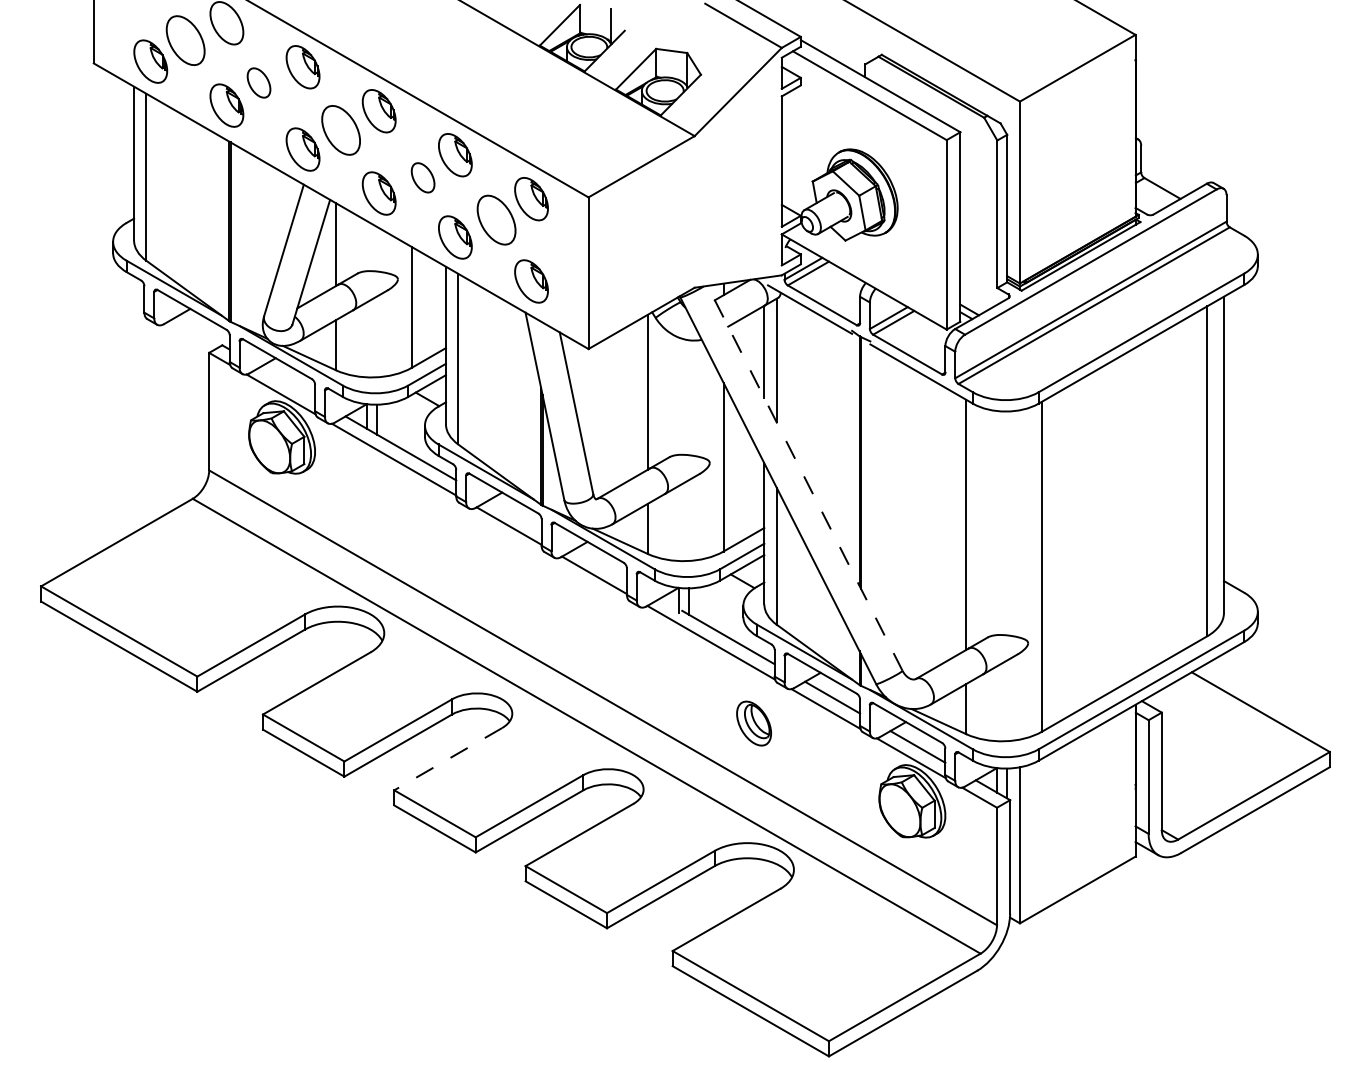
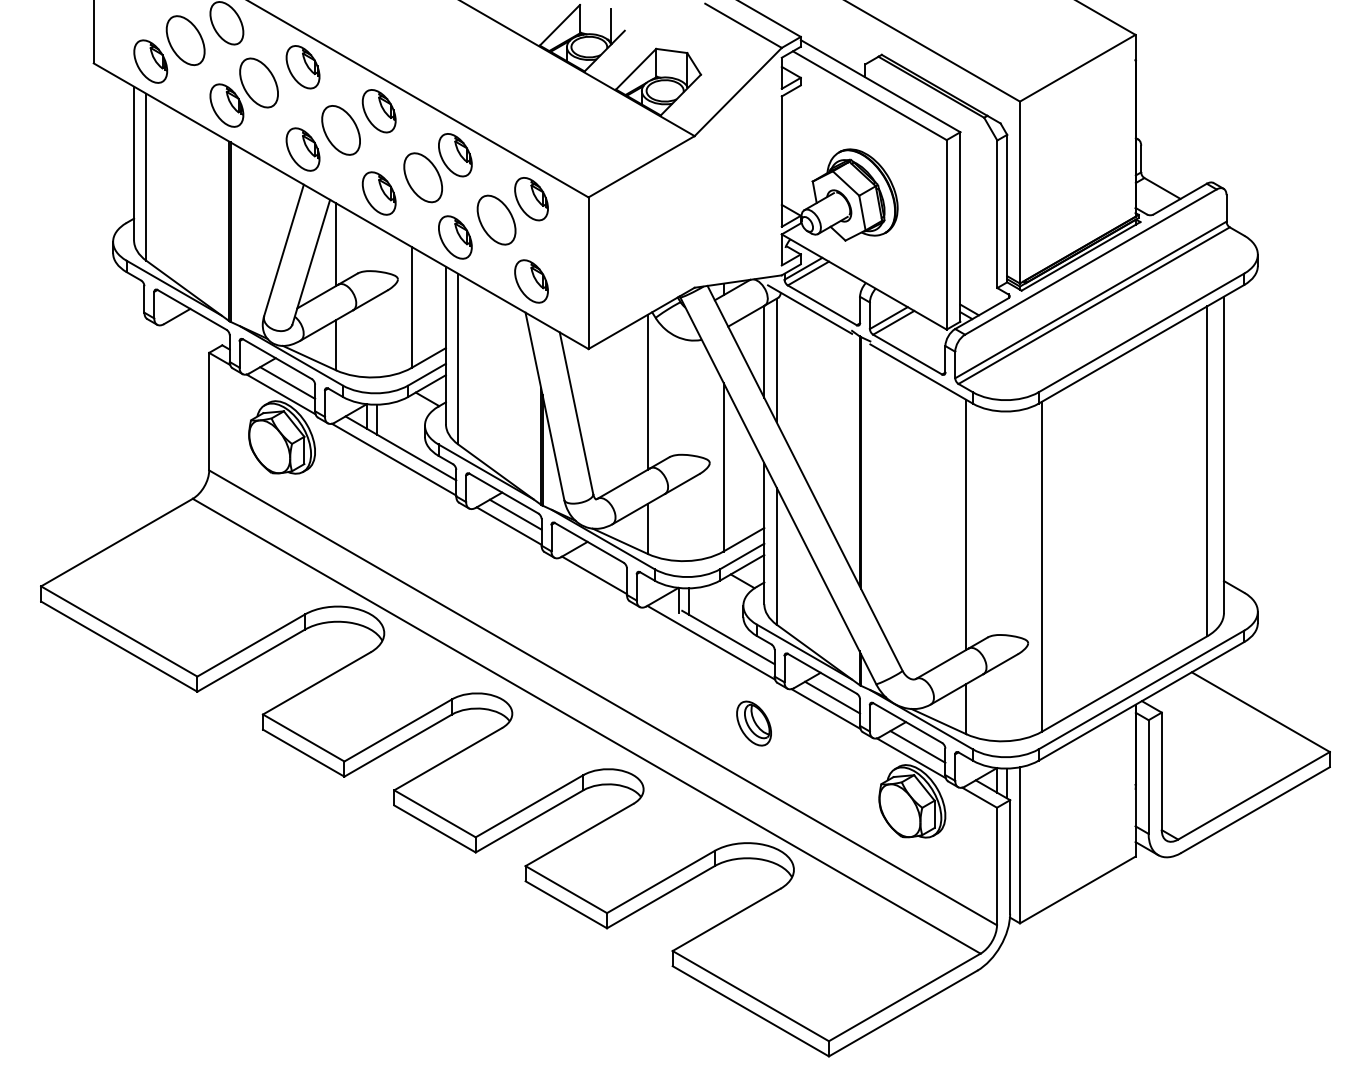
part size: 26x32 px -> 40x52 px (258, 82)
part size: 26x32 px -> 40x52 px (422, 177)
line: none -> present (287, 382)
line: dashed -> solid (805, 478)
line: none -> present (515, 514)
line: dashed -> solid (447, 759)
